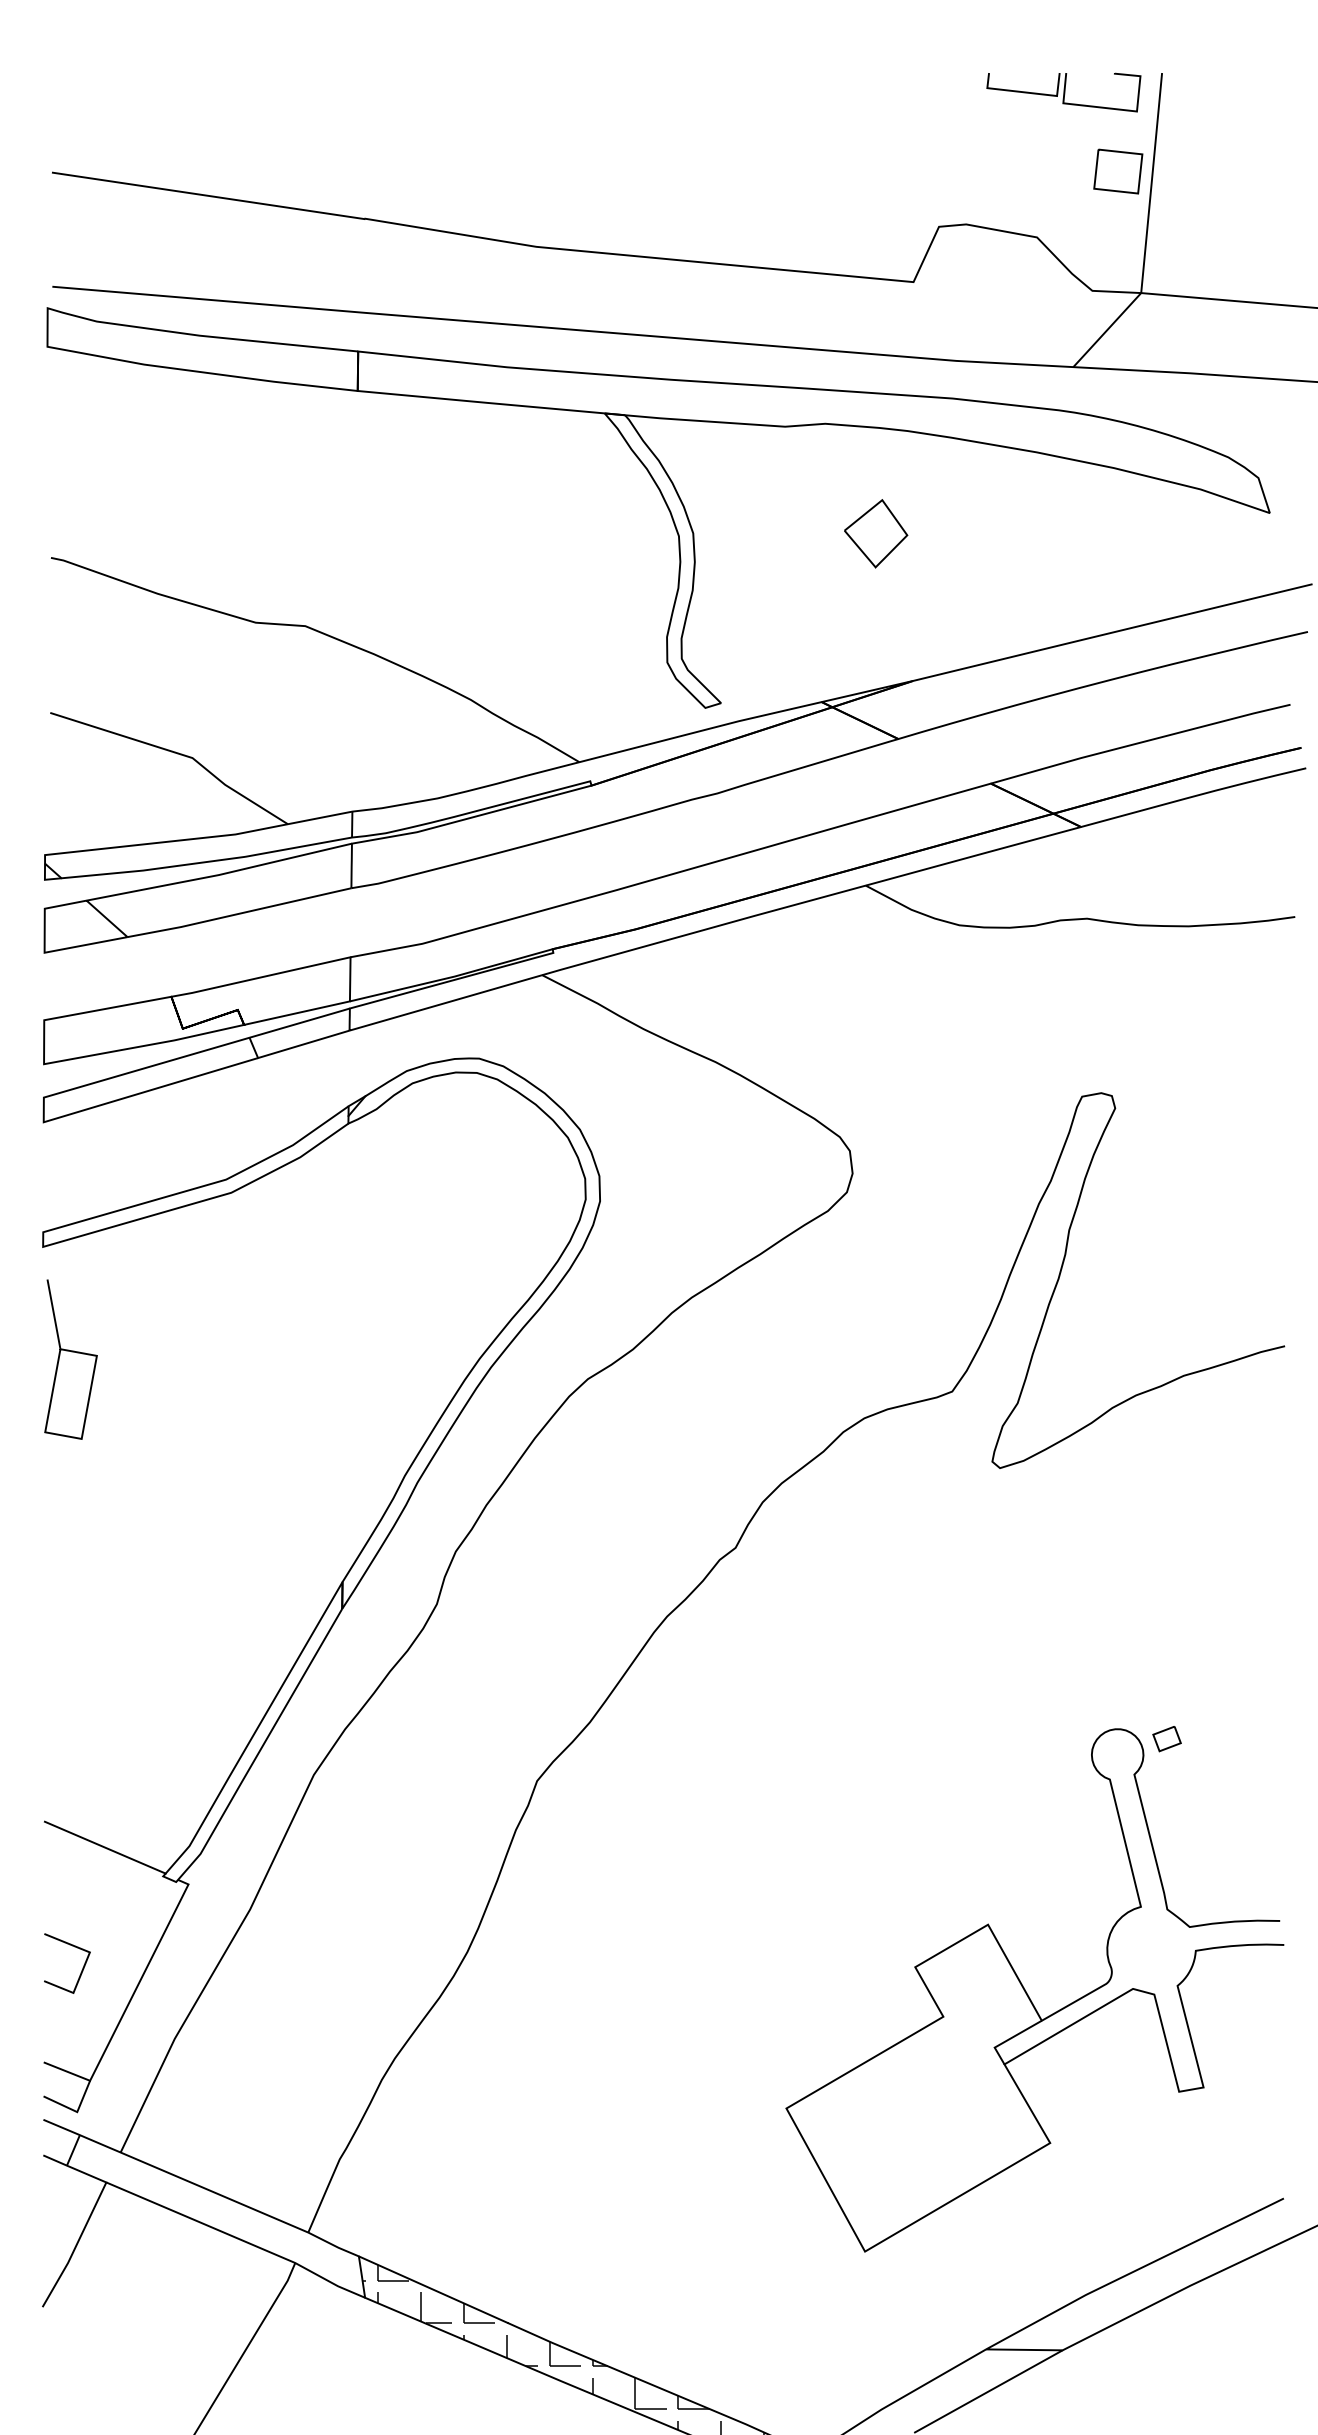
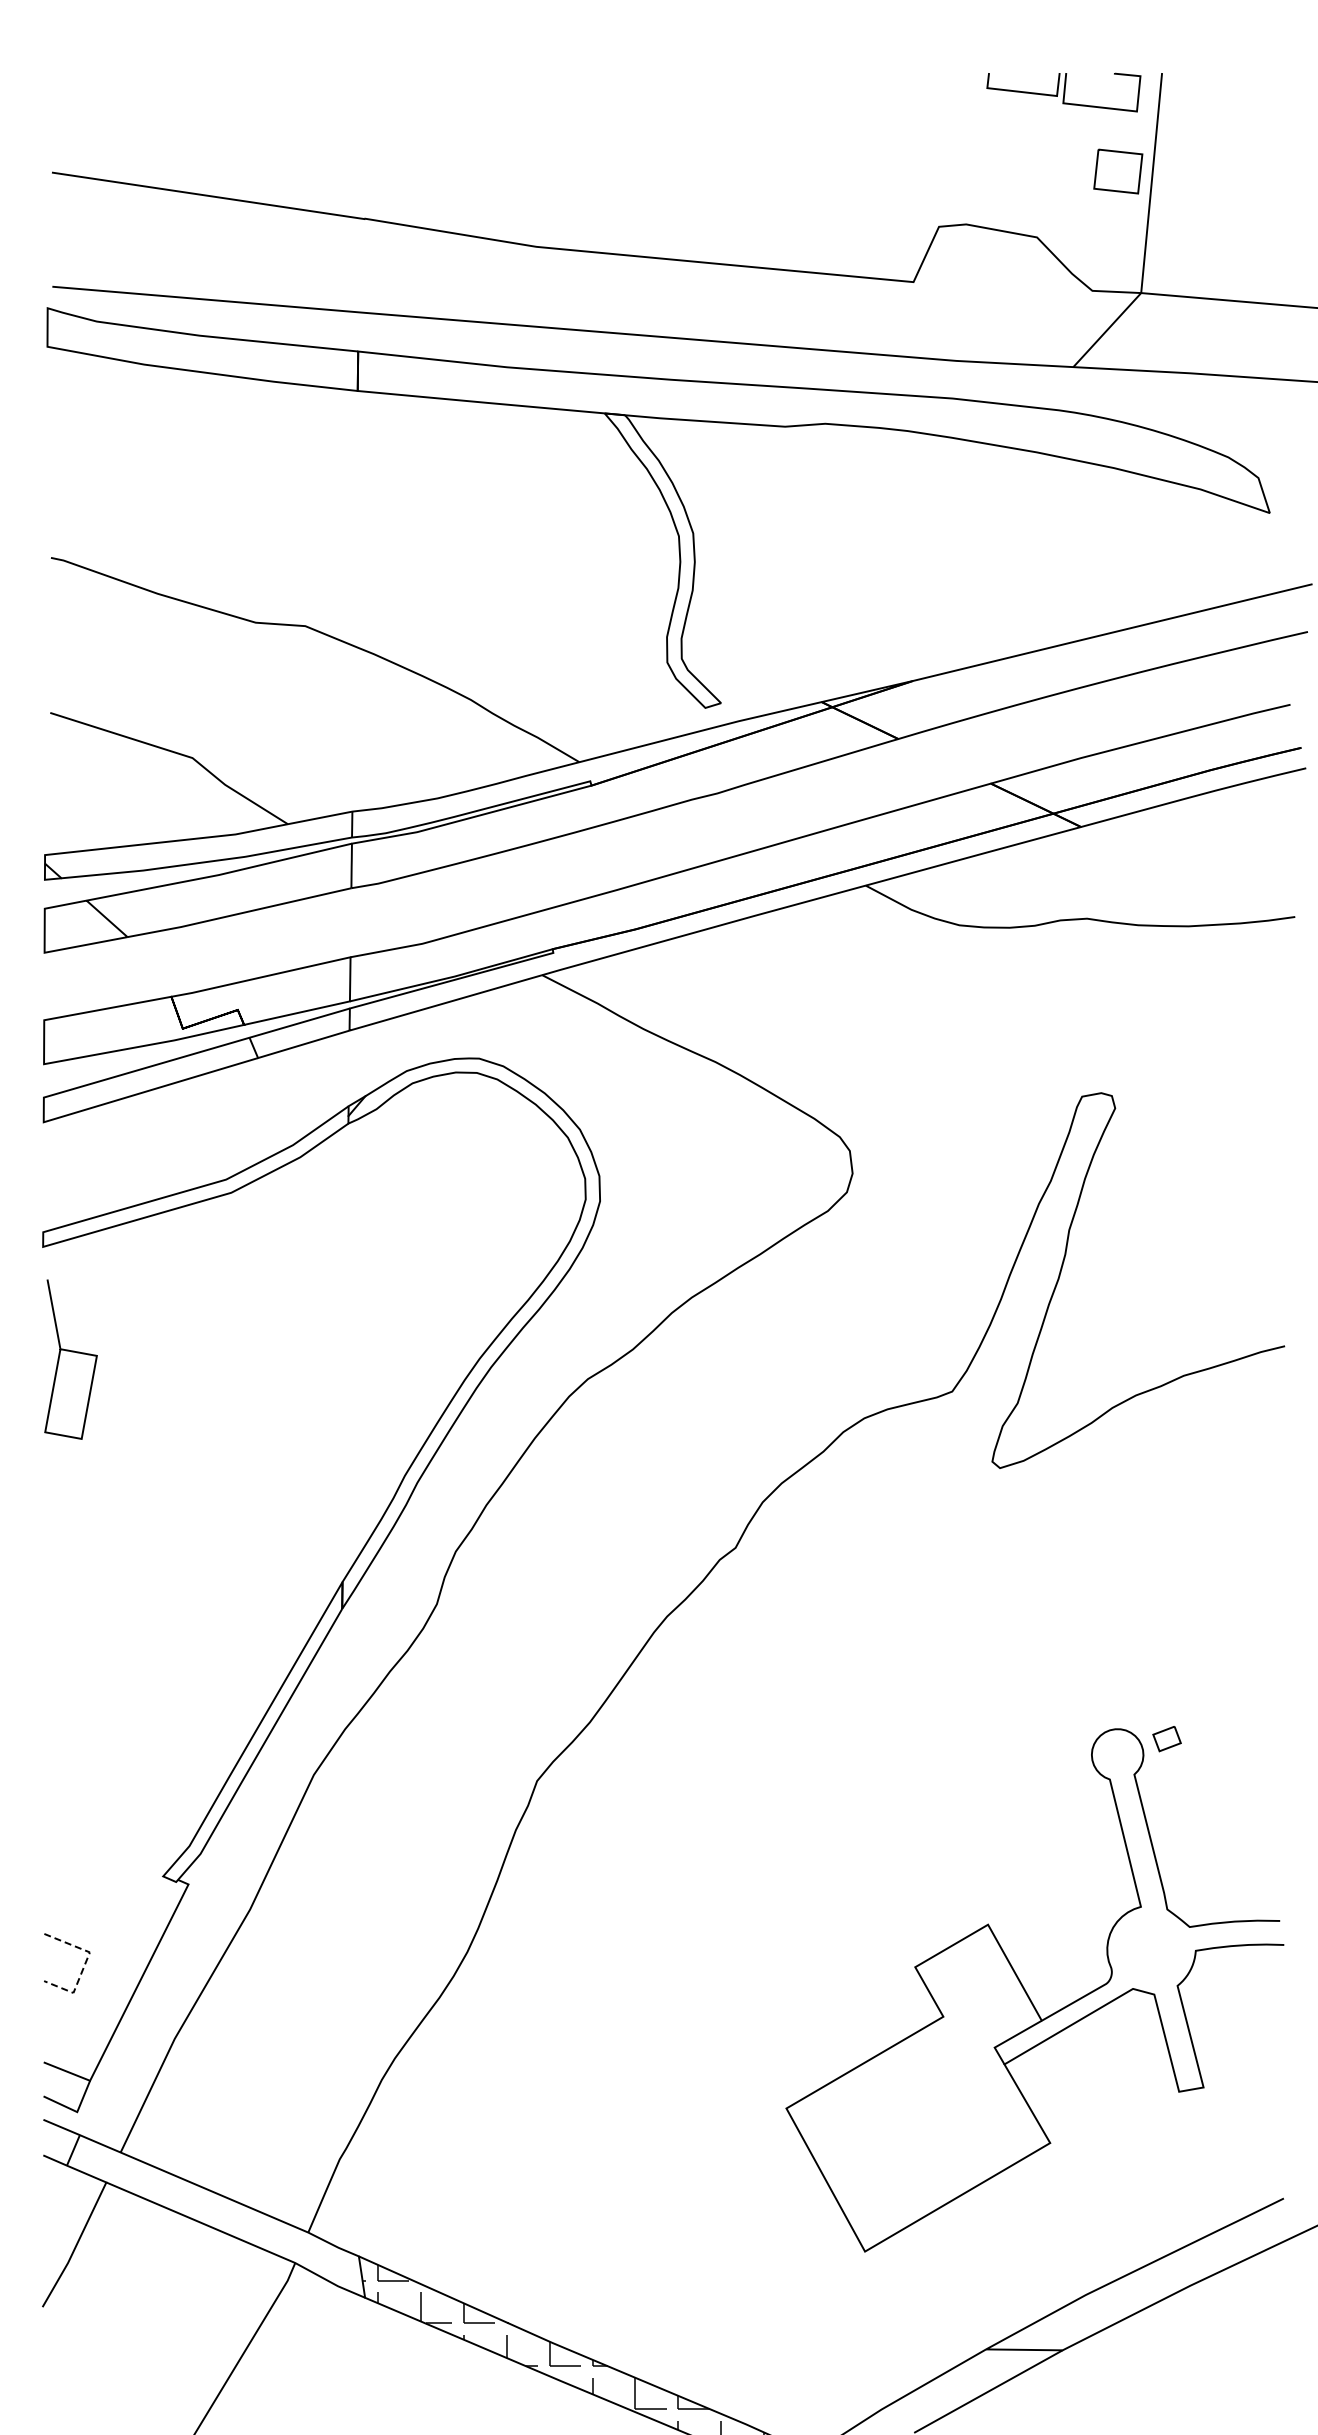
part: present -> none (876, 533)
line: present -> none (104, 1847)
line: solid -> dashed (85, 1964)
